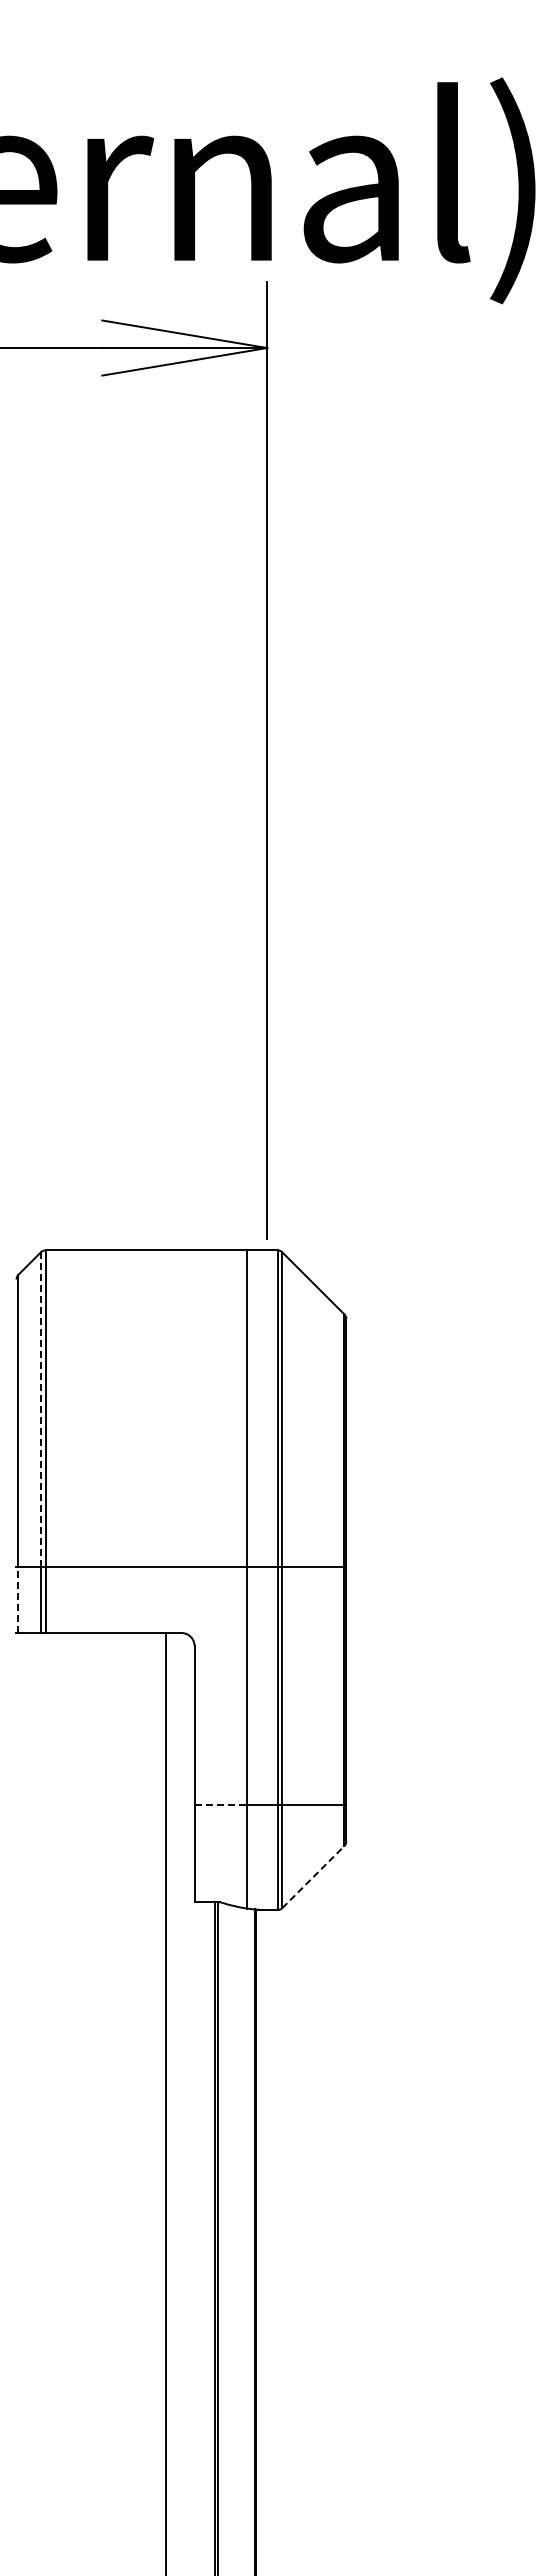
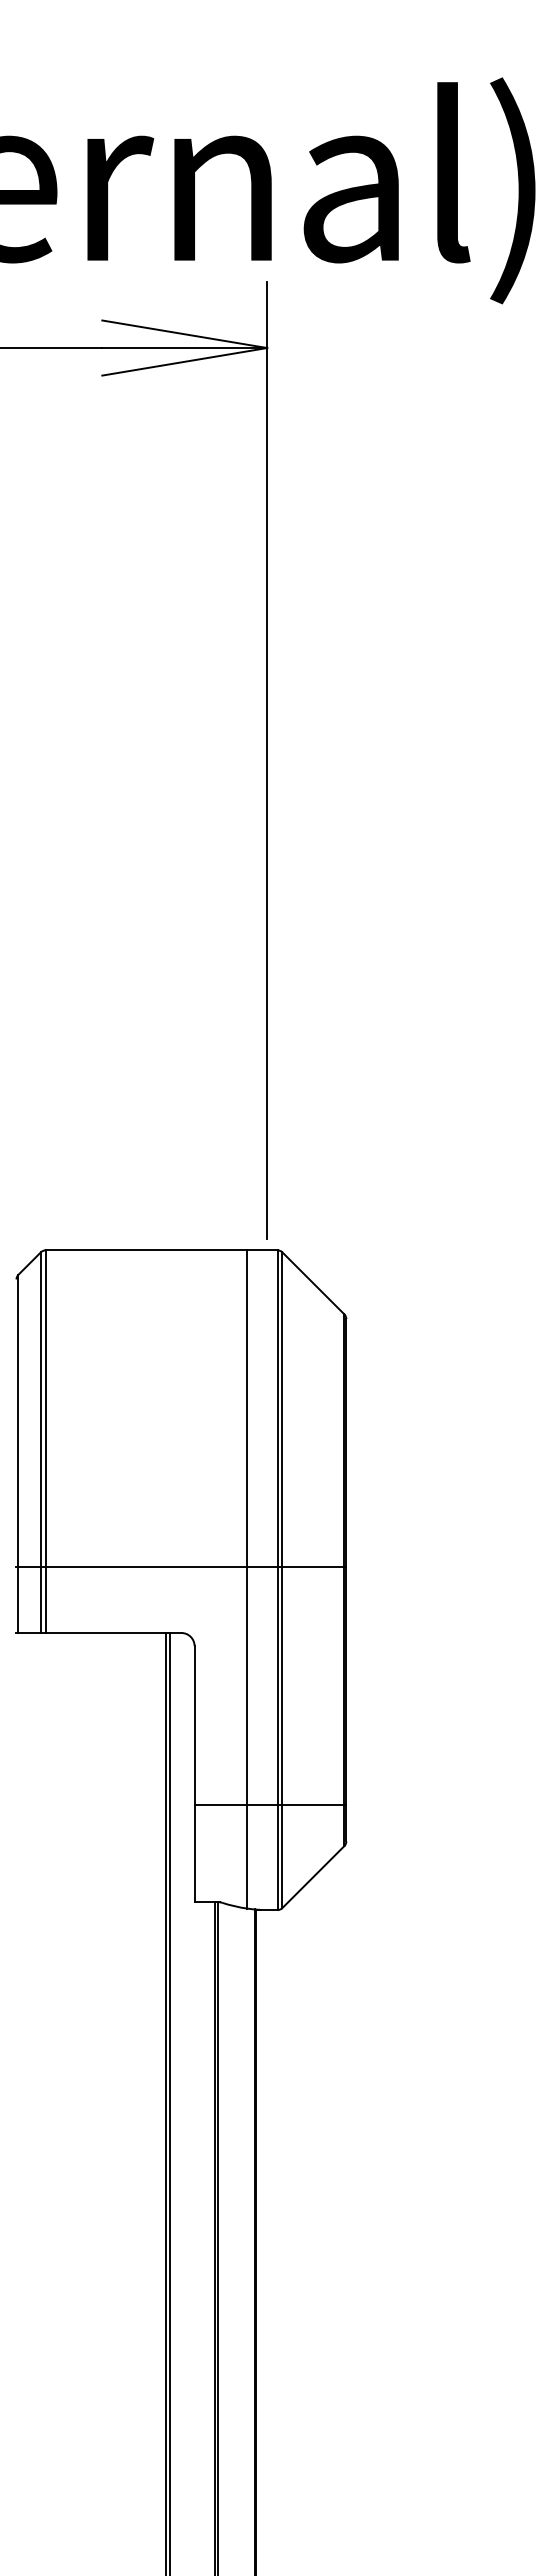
line: dashed -> solid (40, 1409)
line: dashed -> solid (18, 1600)
line: dashed -> solid (221, 1804)
line: dashed -> solid (313, 1877)
line: none -> present (170, 2102)
